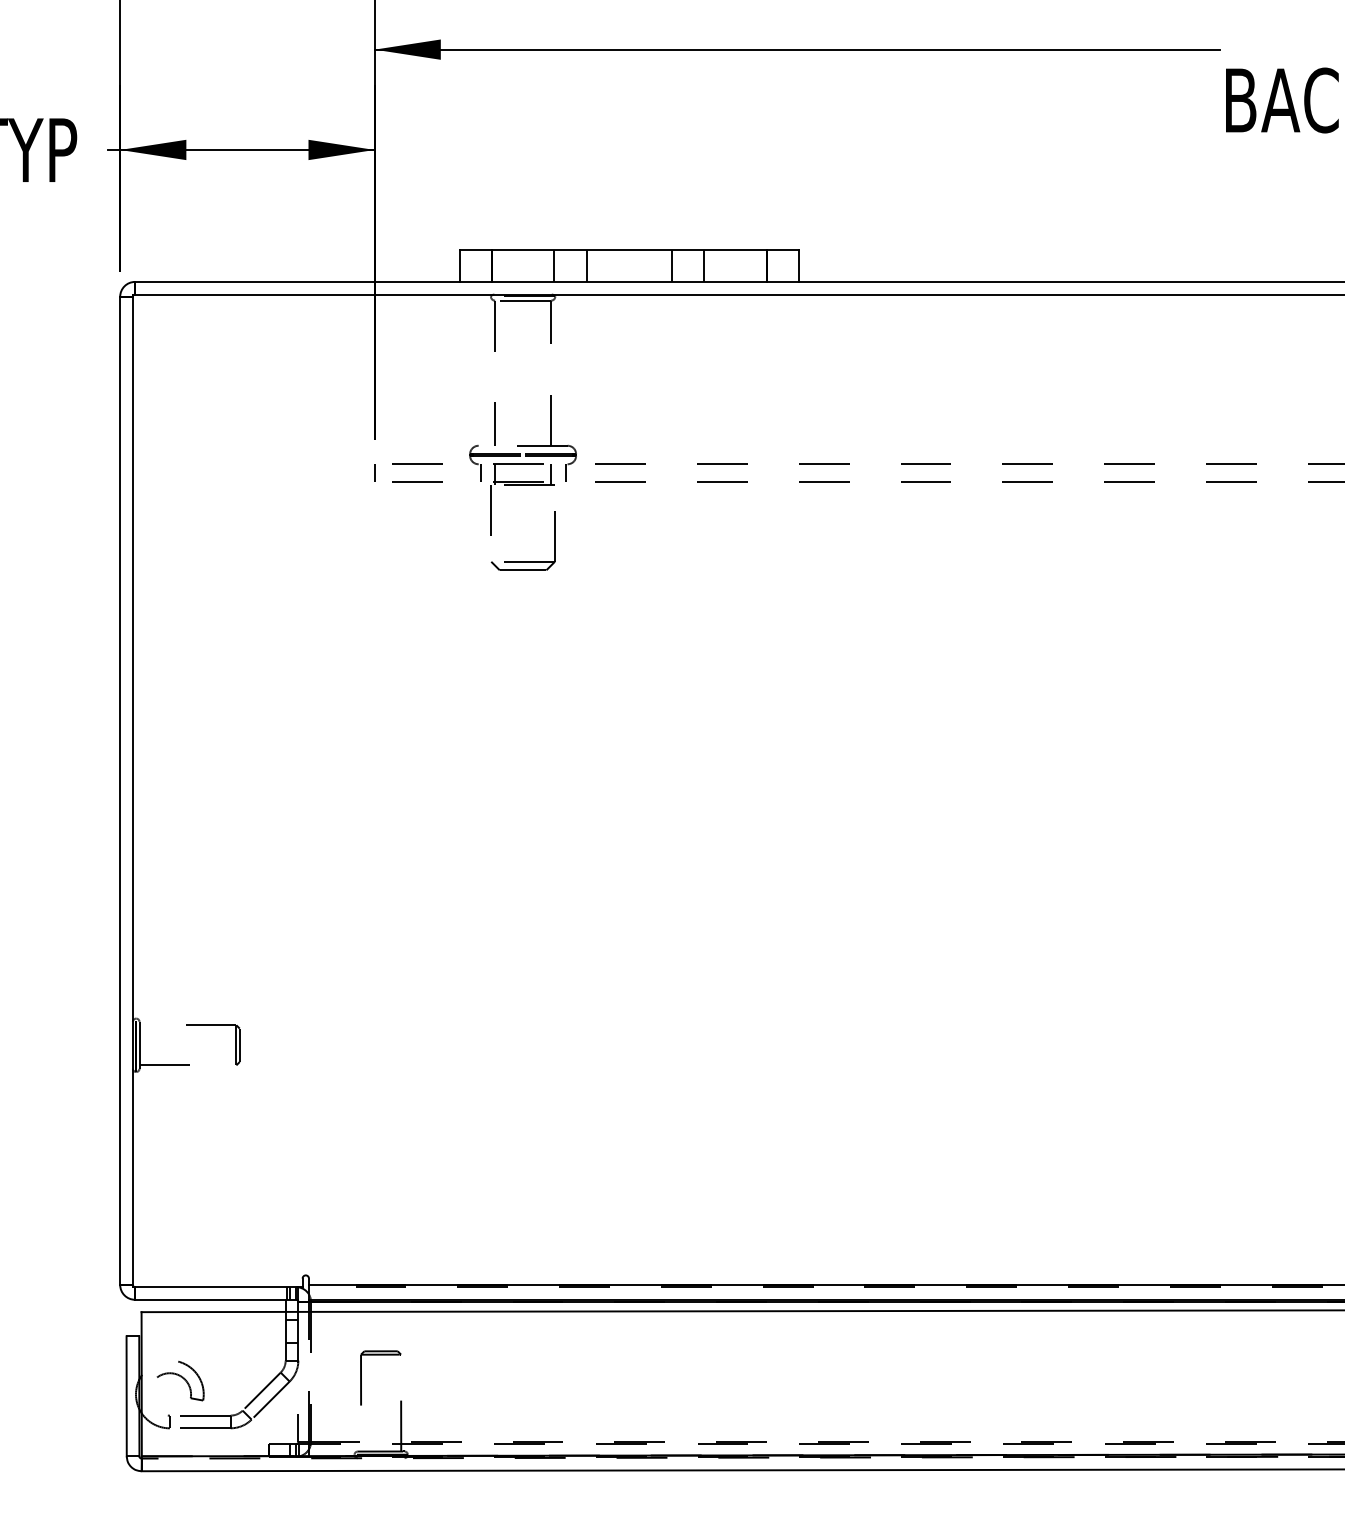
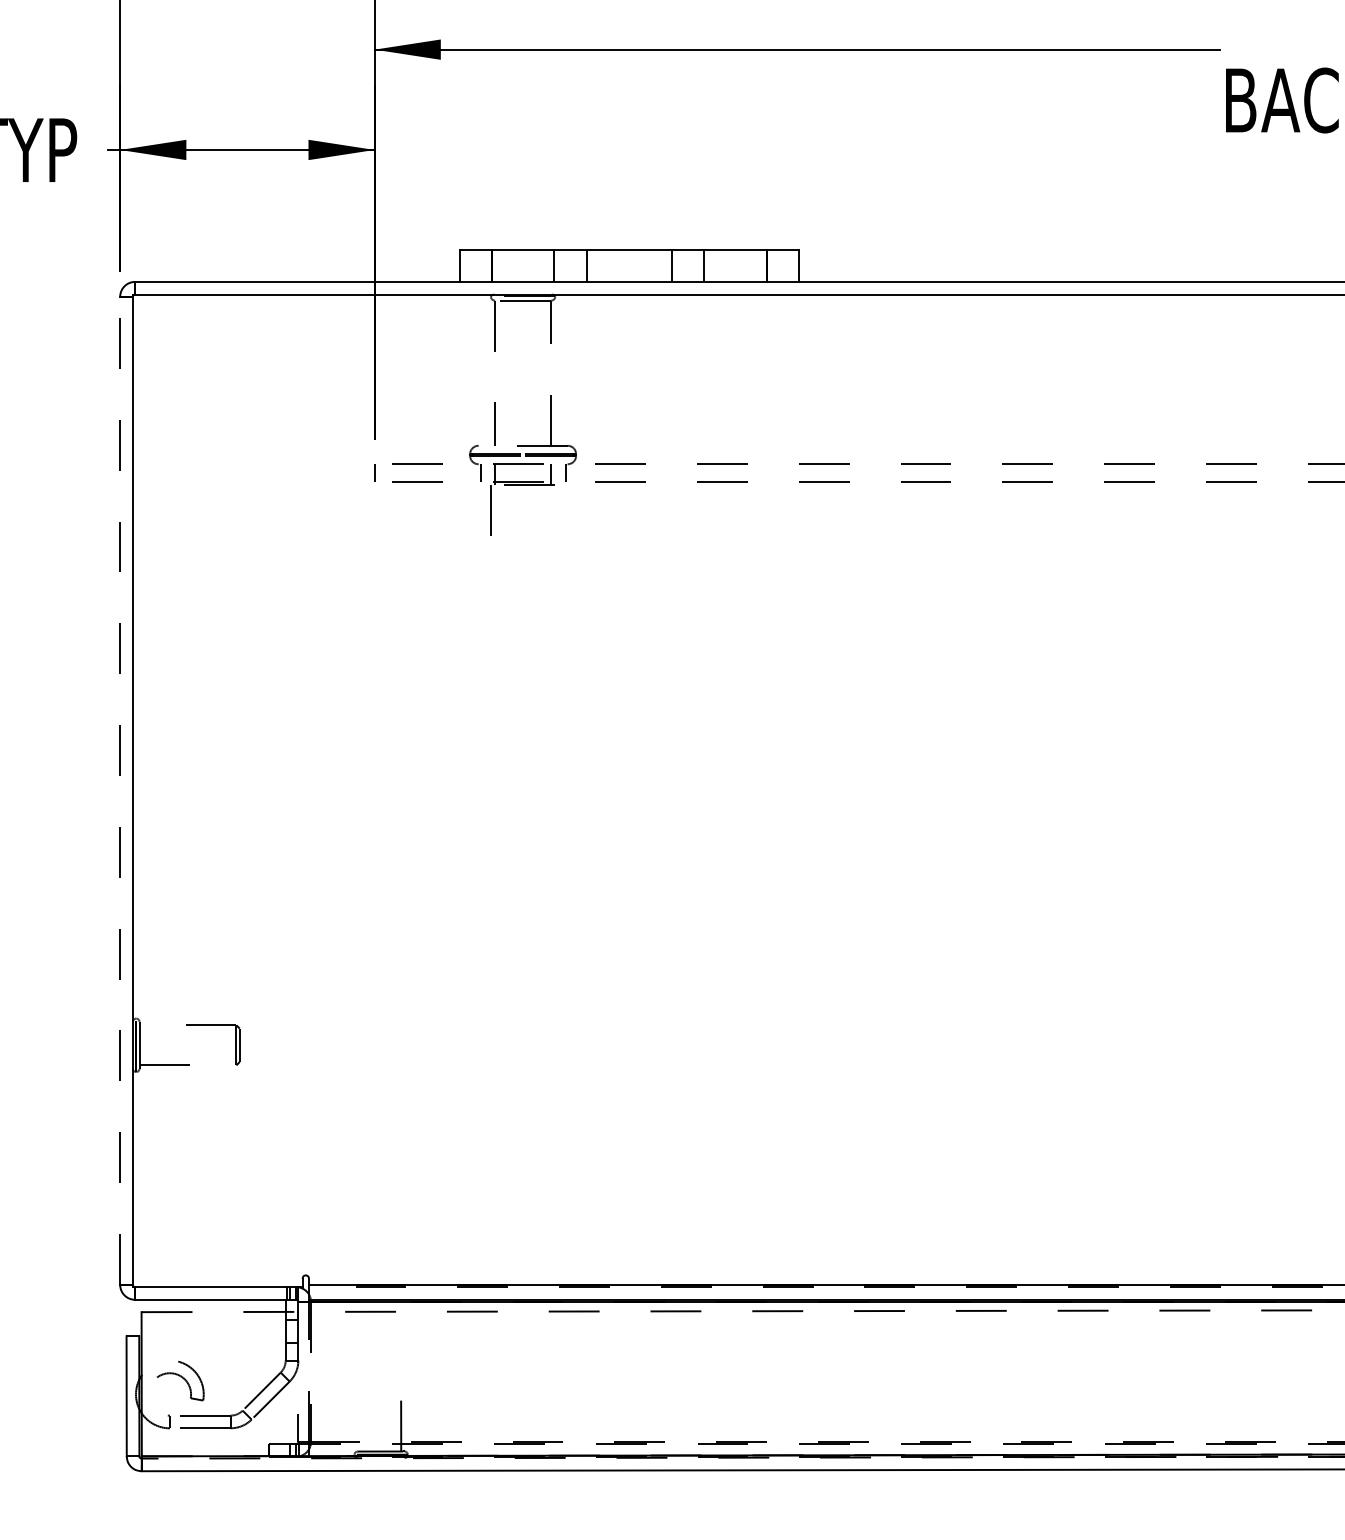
part: present -> none (522, 561)
line: solid -> dashed (120, 790)
line: solid -> dashed (743, 1311)
part: present -> none (361, 1377)
